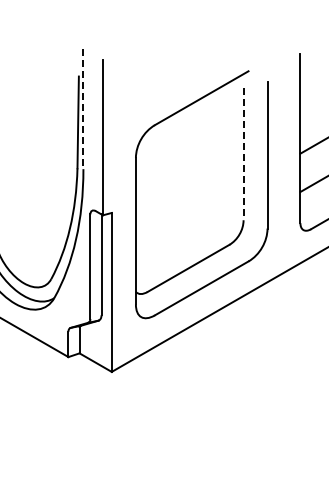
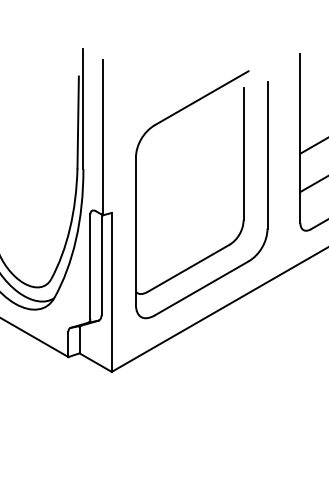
line: dashed -> solid (83, 109)
line: dashed -> solid (243, 154)
